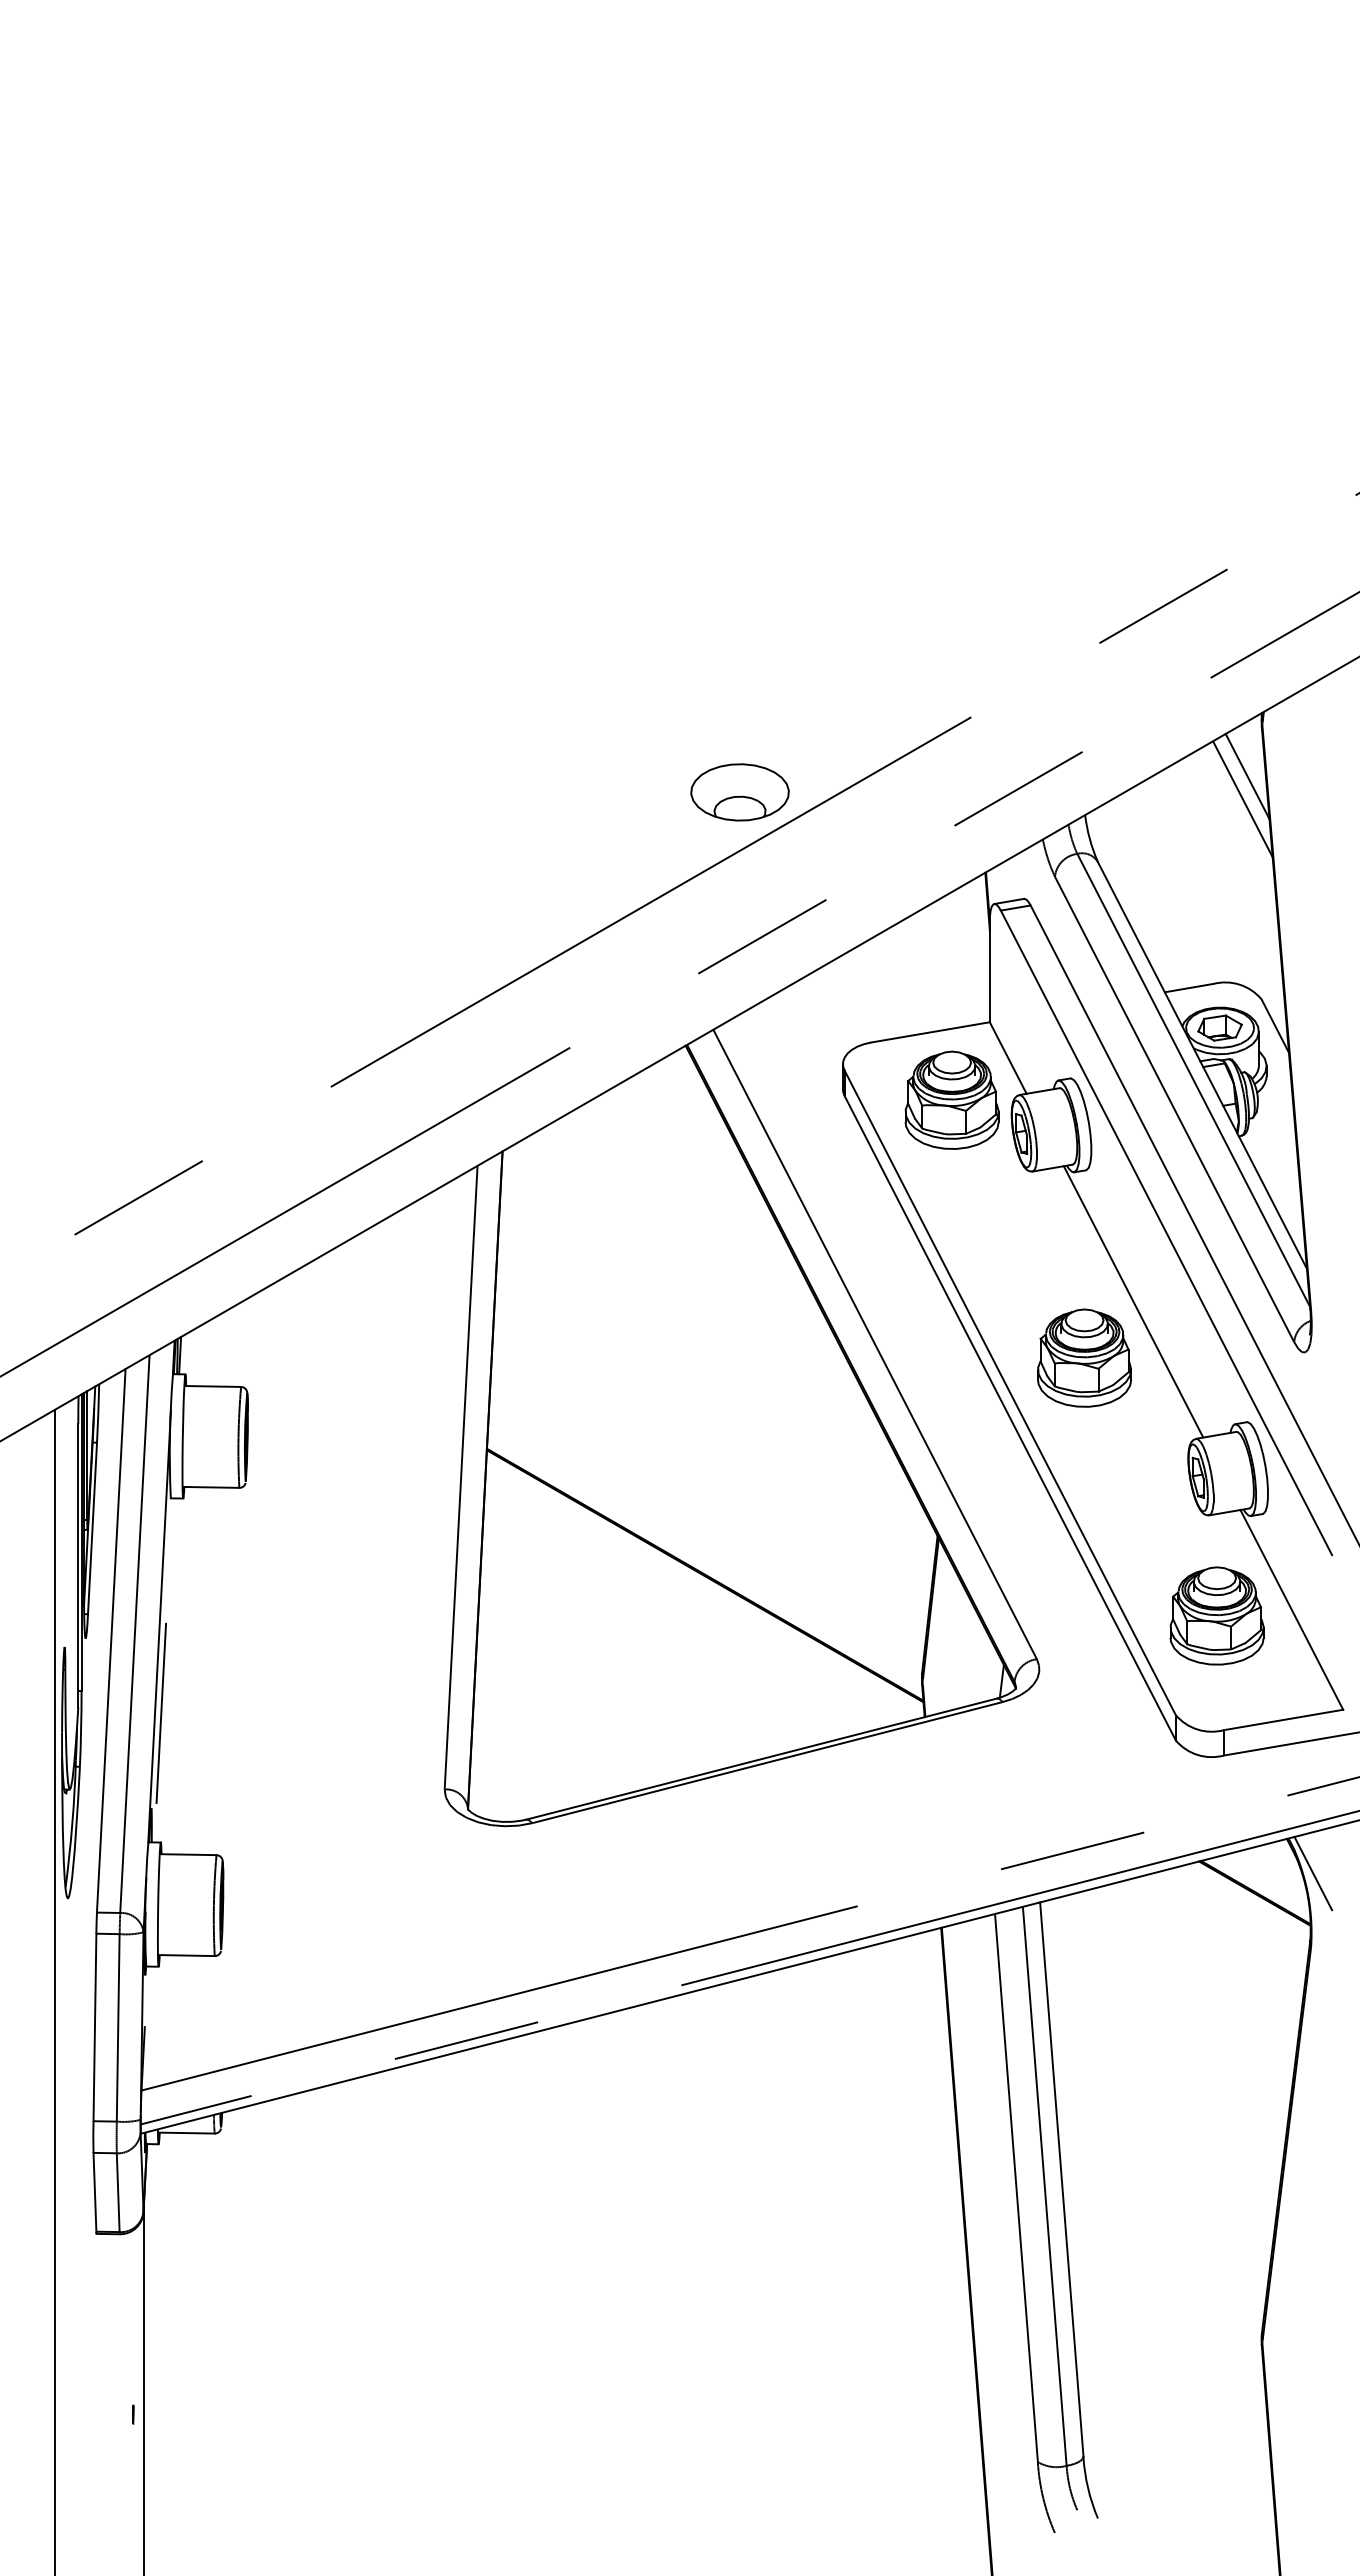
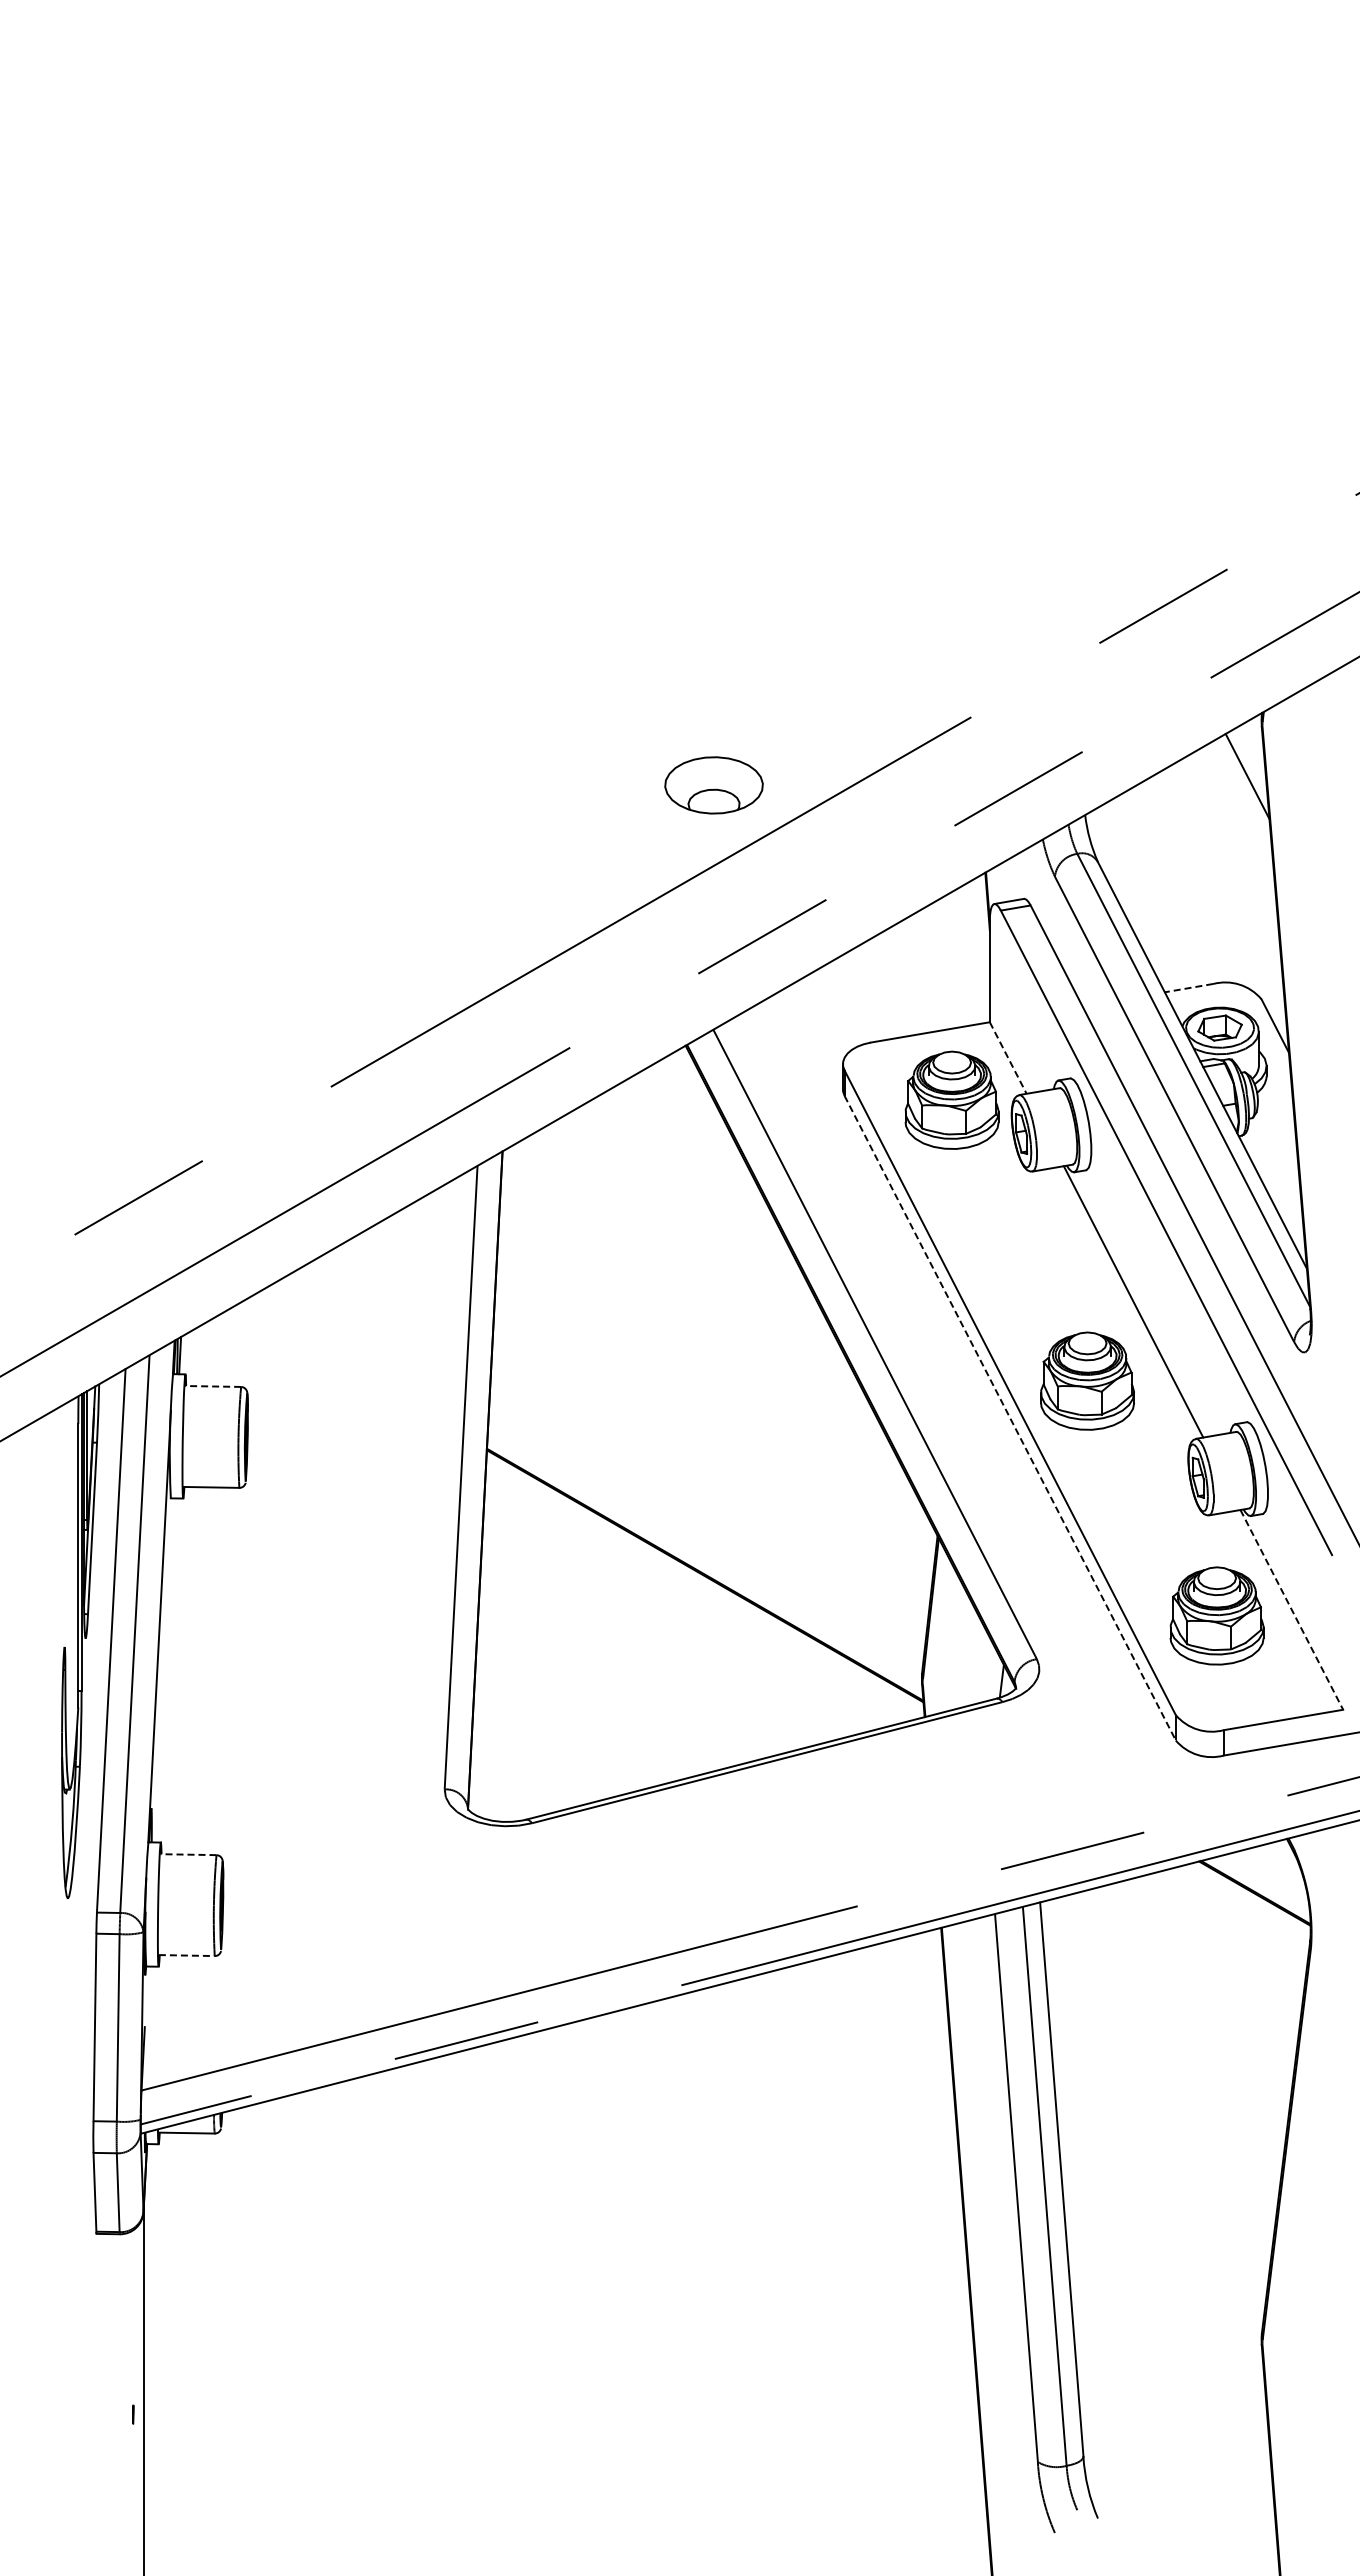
part position: (739, 792) -> (713, 785) (713, 785)
line: present -> none (1242, 799)
line: solid -> dashed (1188, 988)
line: solid -> dashed (1008, 1058)
part position: (1084, 1357) -> (1087, 1380) (1087, 1380)
line: solid -> dashed (213, 1386)
line: solid -> dashed (1010, 1418)
line: solid -> dashed (1292, 1610)
line: present -> none (161, 1713)
line: solid -> dashed (188, 1854)
line: present -> none (1313, 1873)
line: solid -> dashed (186, 1955)
line: present -> none (54, 1990)
